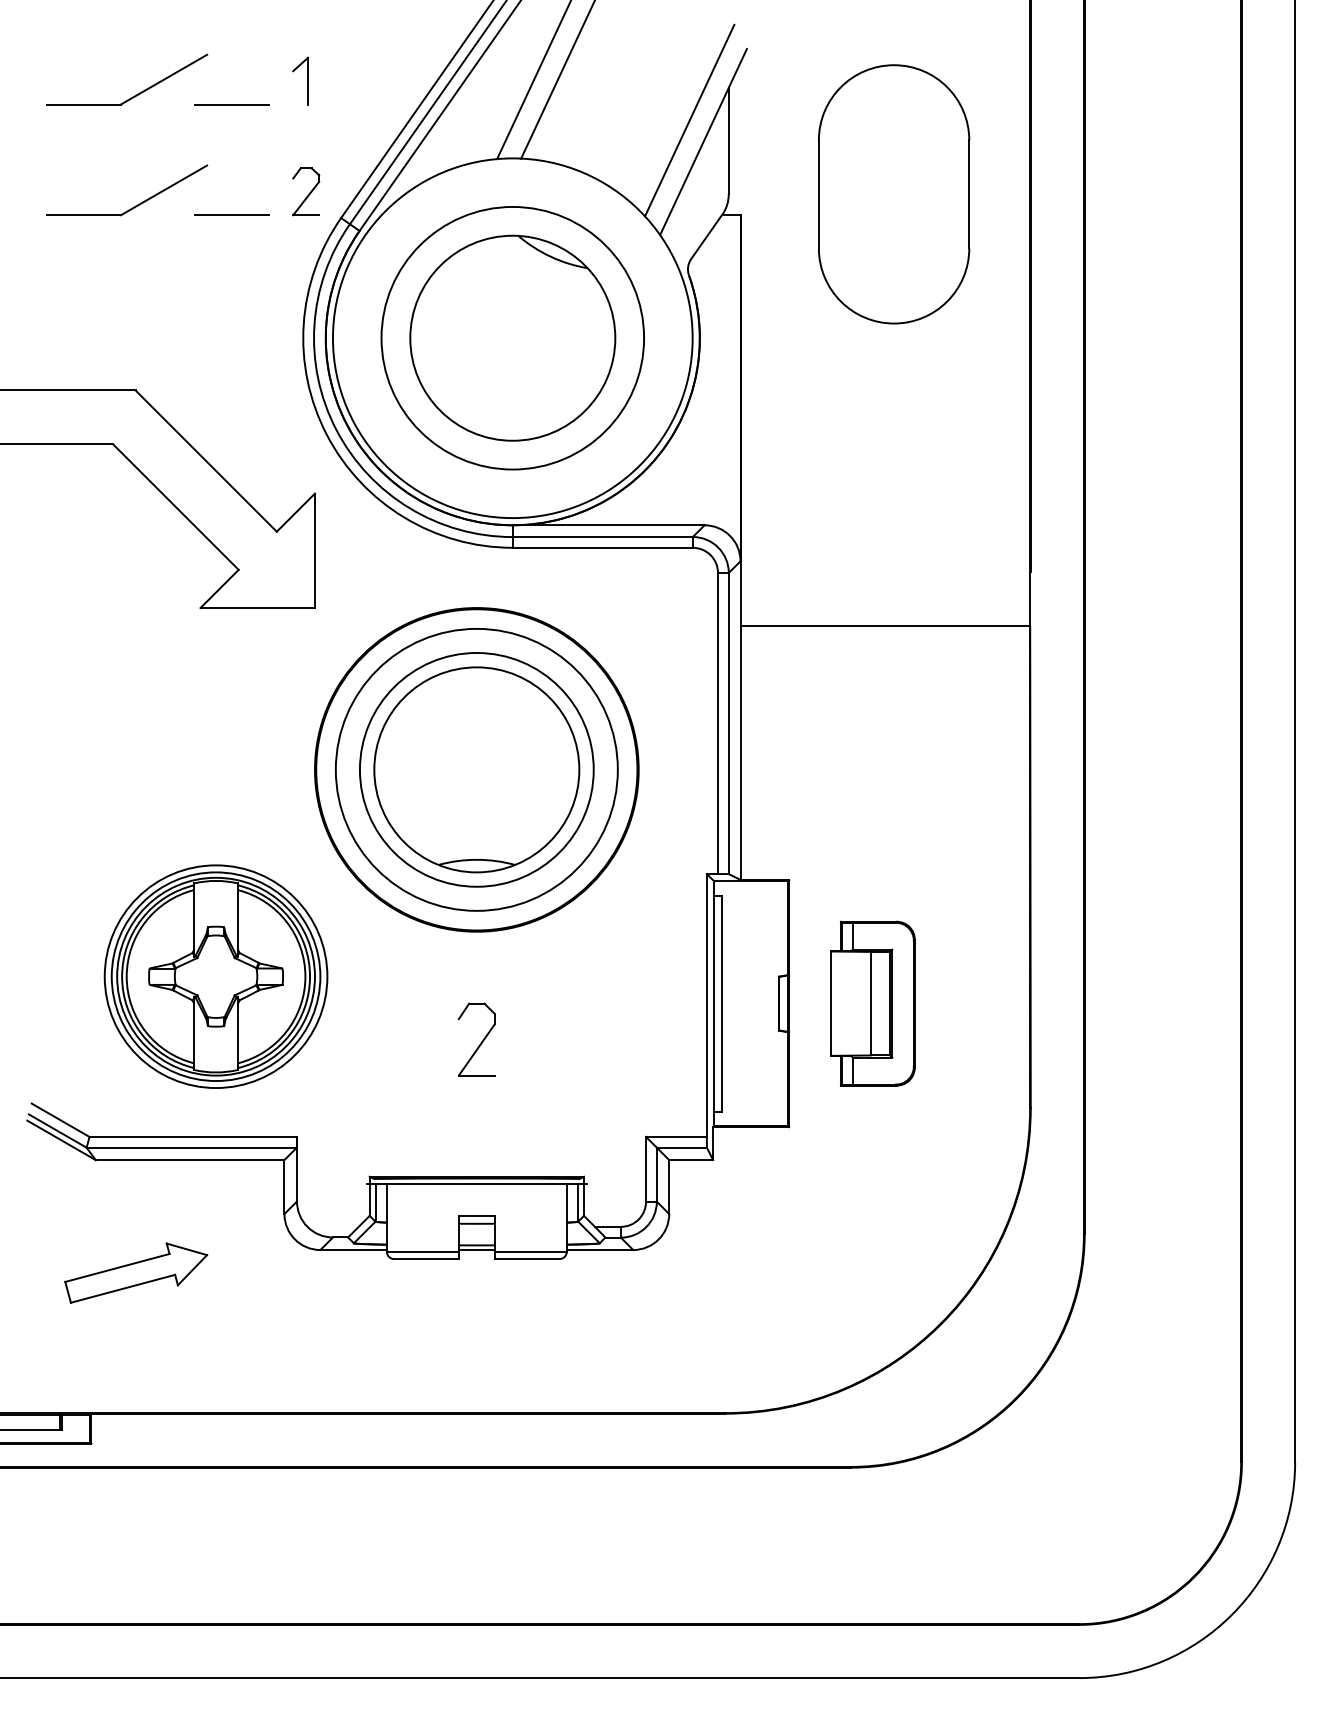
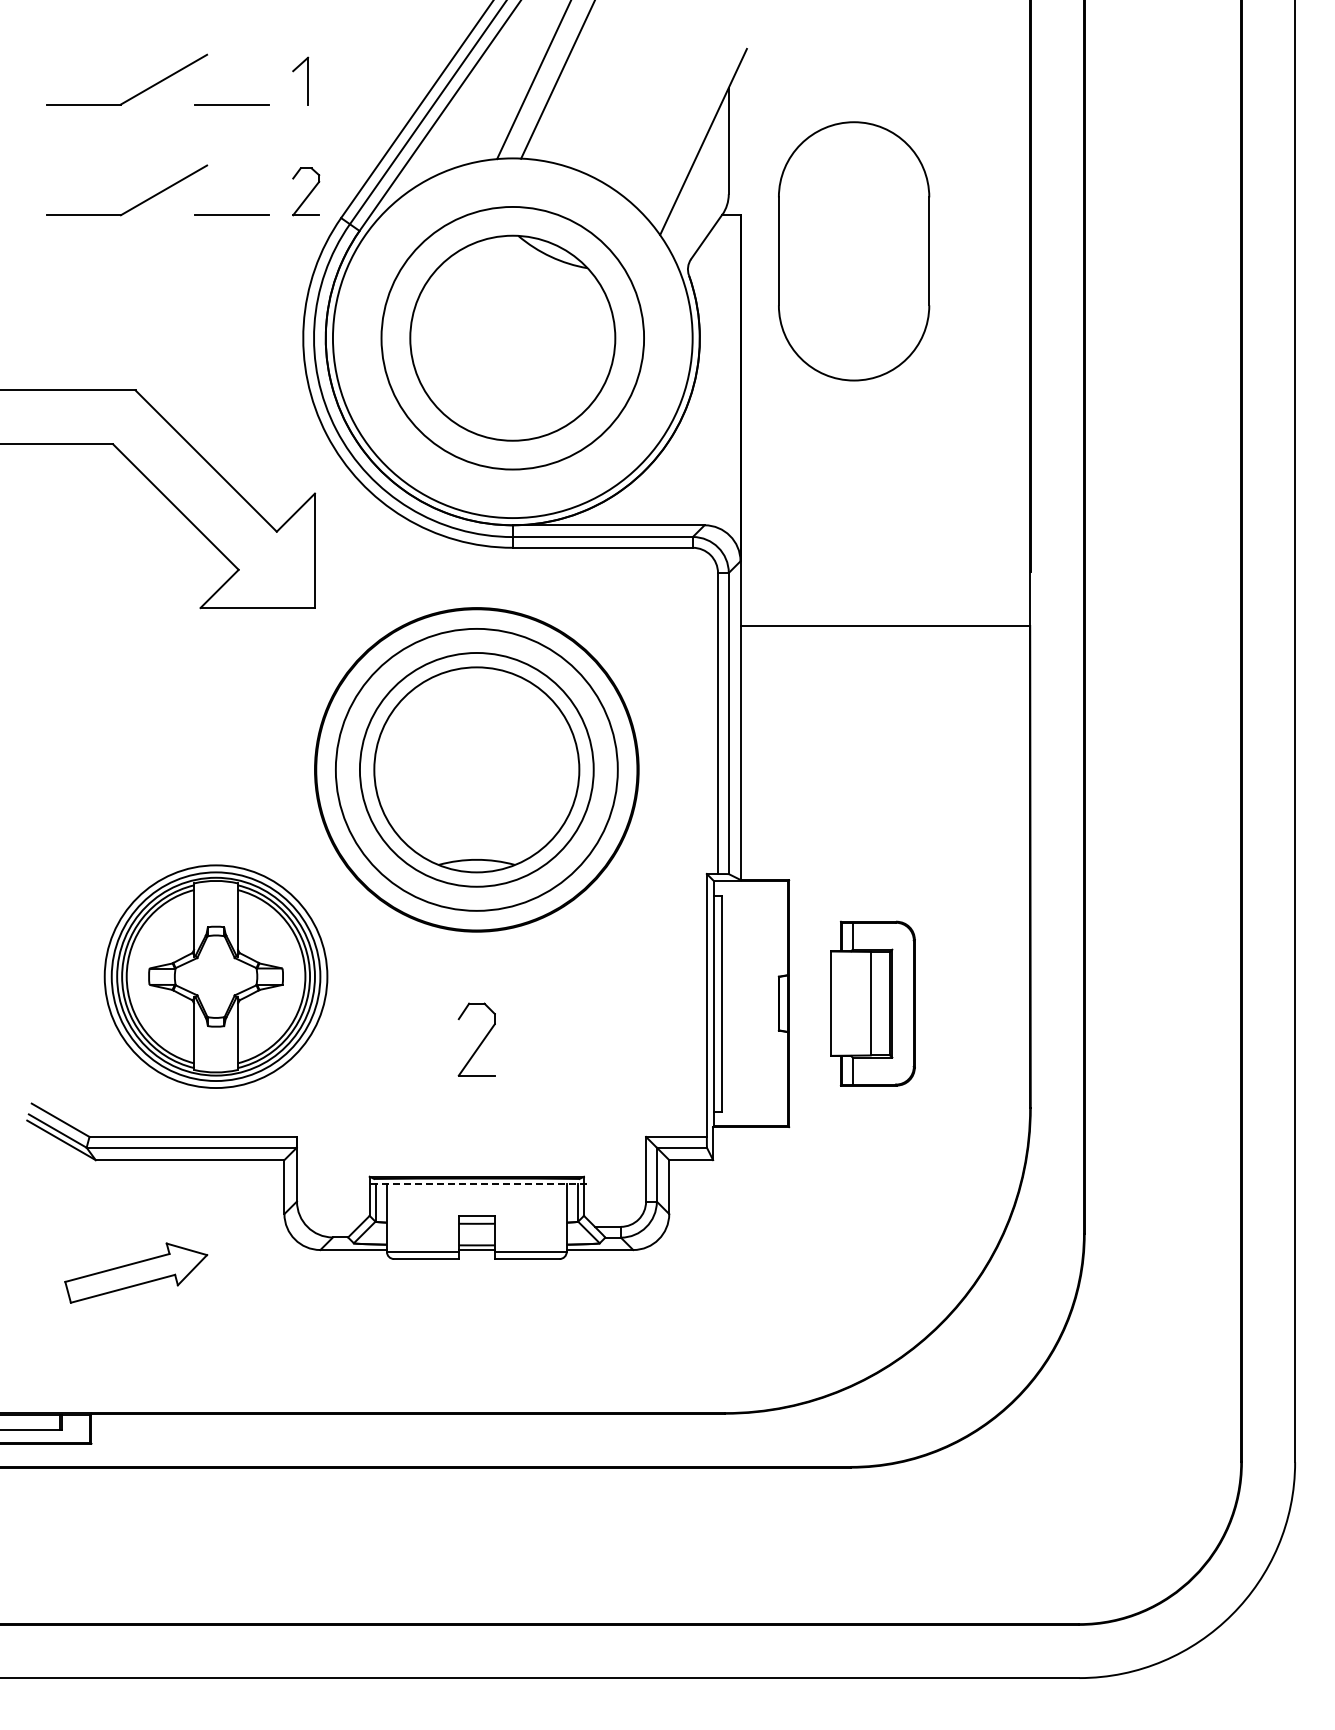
line: present -> none (689, 120)
part position: (894, 194) -> (854, 251) (854, 251)
line: solid -> dashed (476, 1183)
